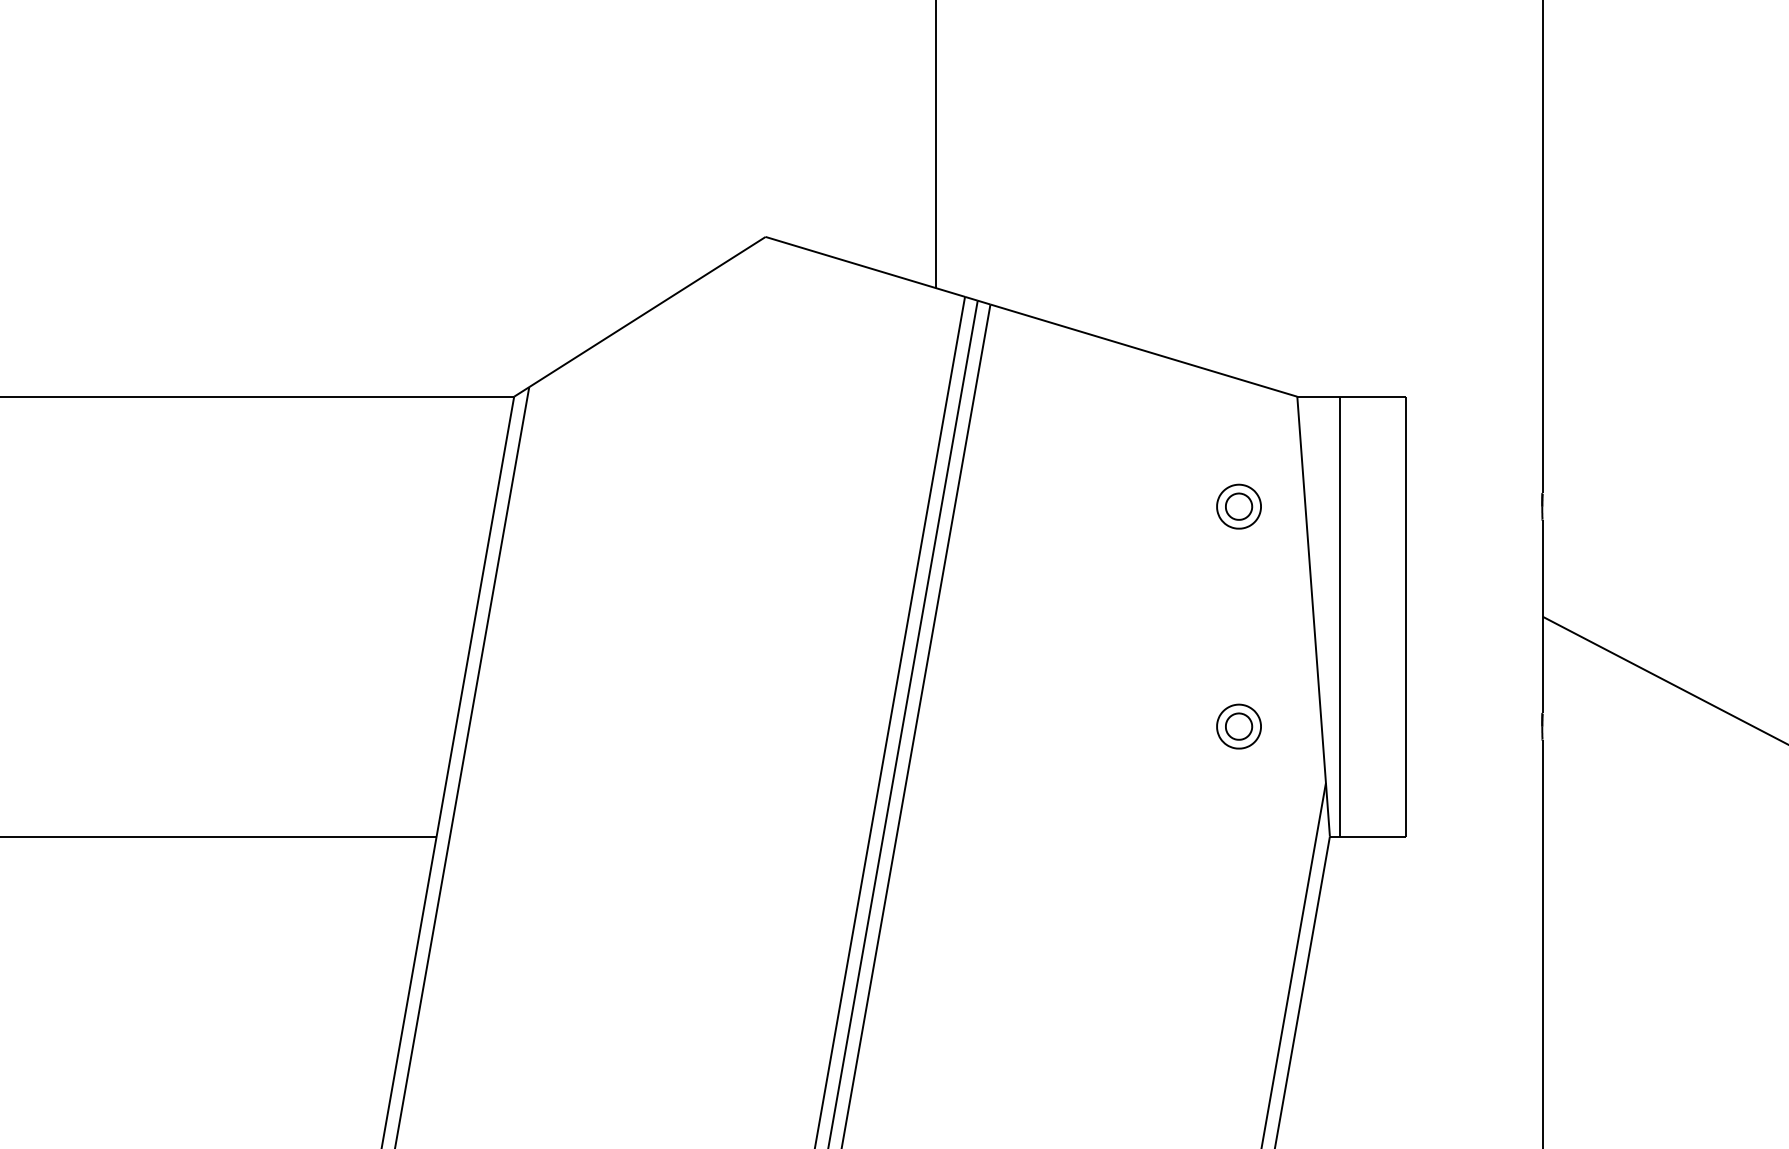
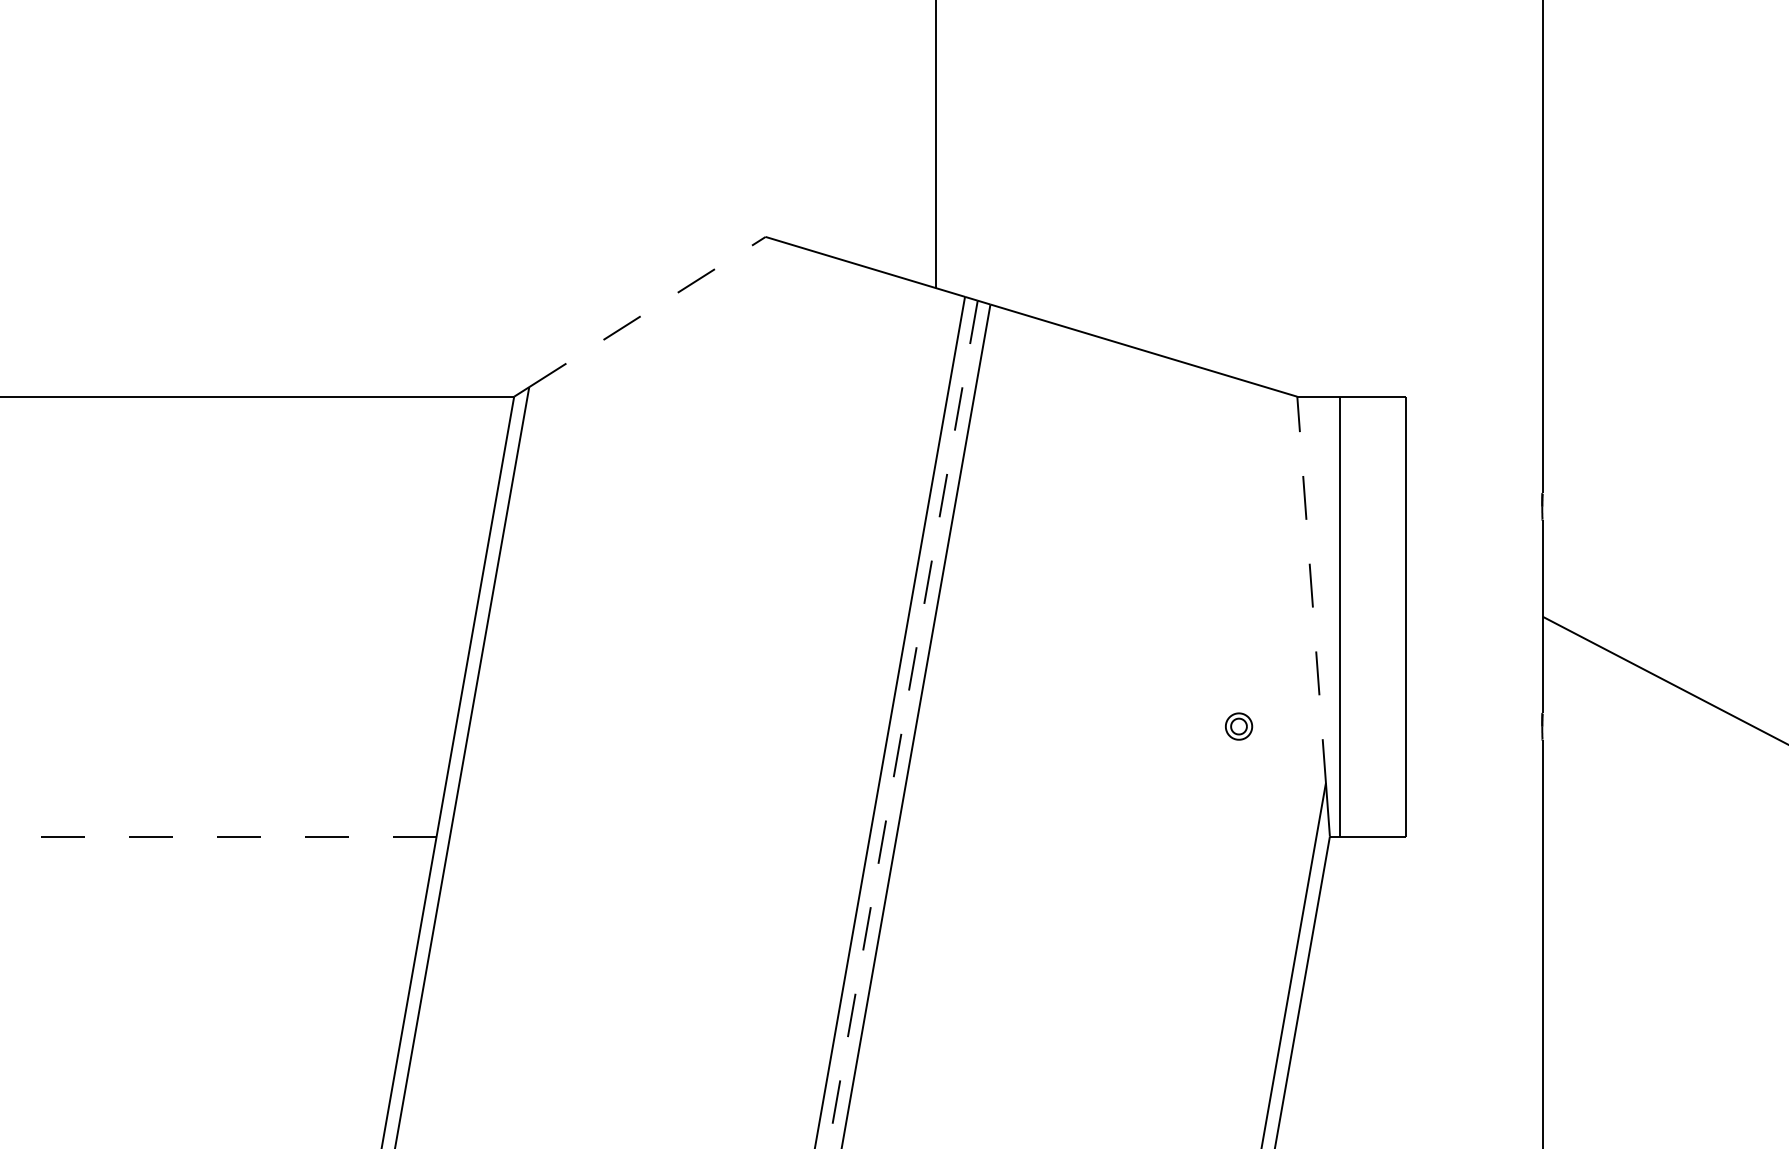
line: solid -> dashed (647, 311)
part: present -> none (1238, 506)
line: solid -> dashed (1311, 589)
line: solid -> dashed (902, 725)
part size: 46x47 px -> 29x29 px (1239, 726)
line: solid -> dashed (218, 836)
